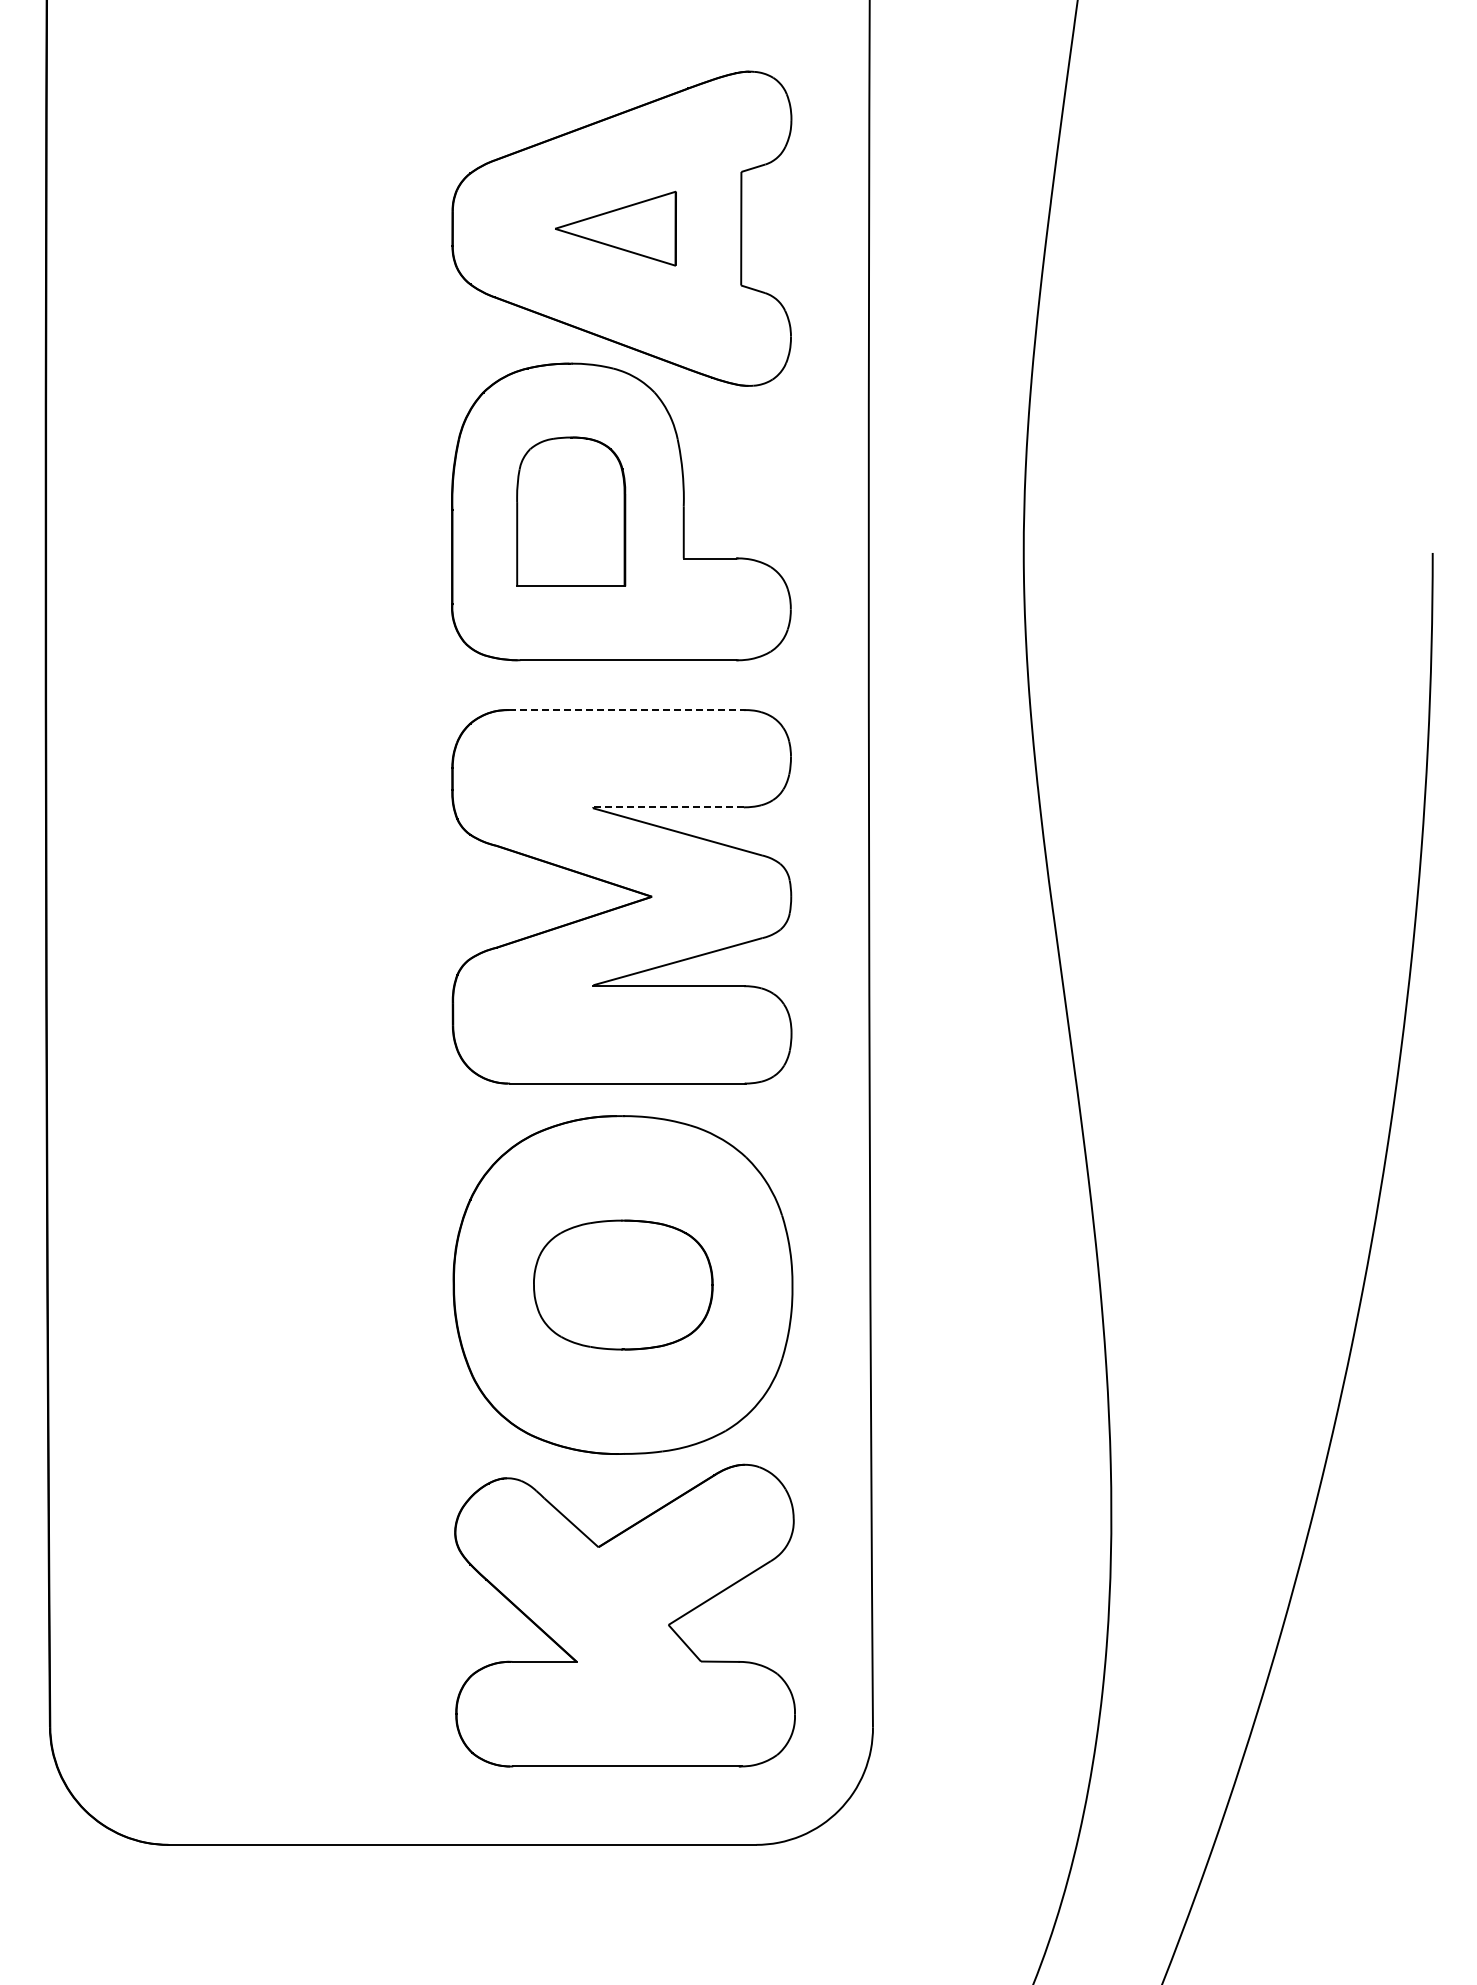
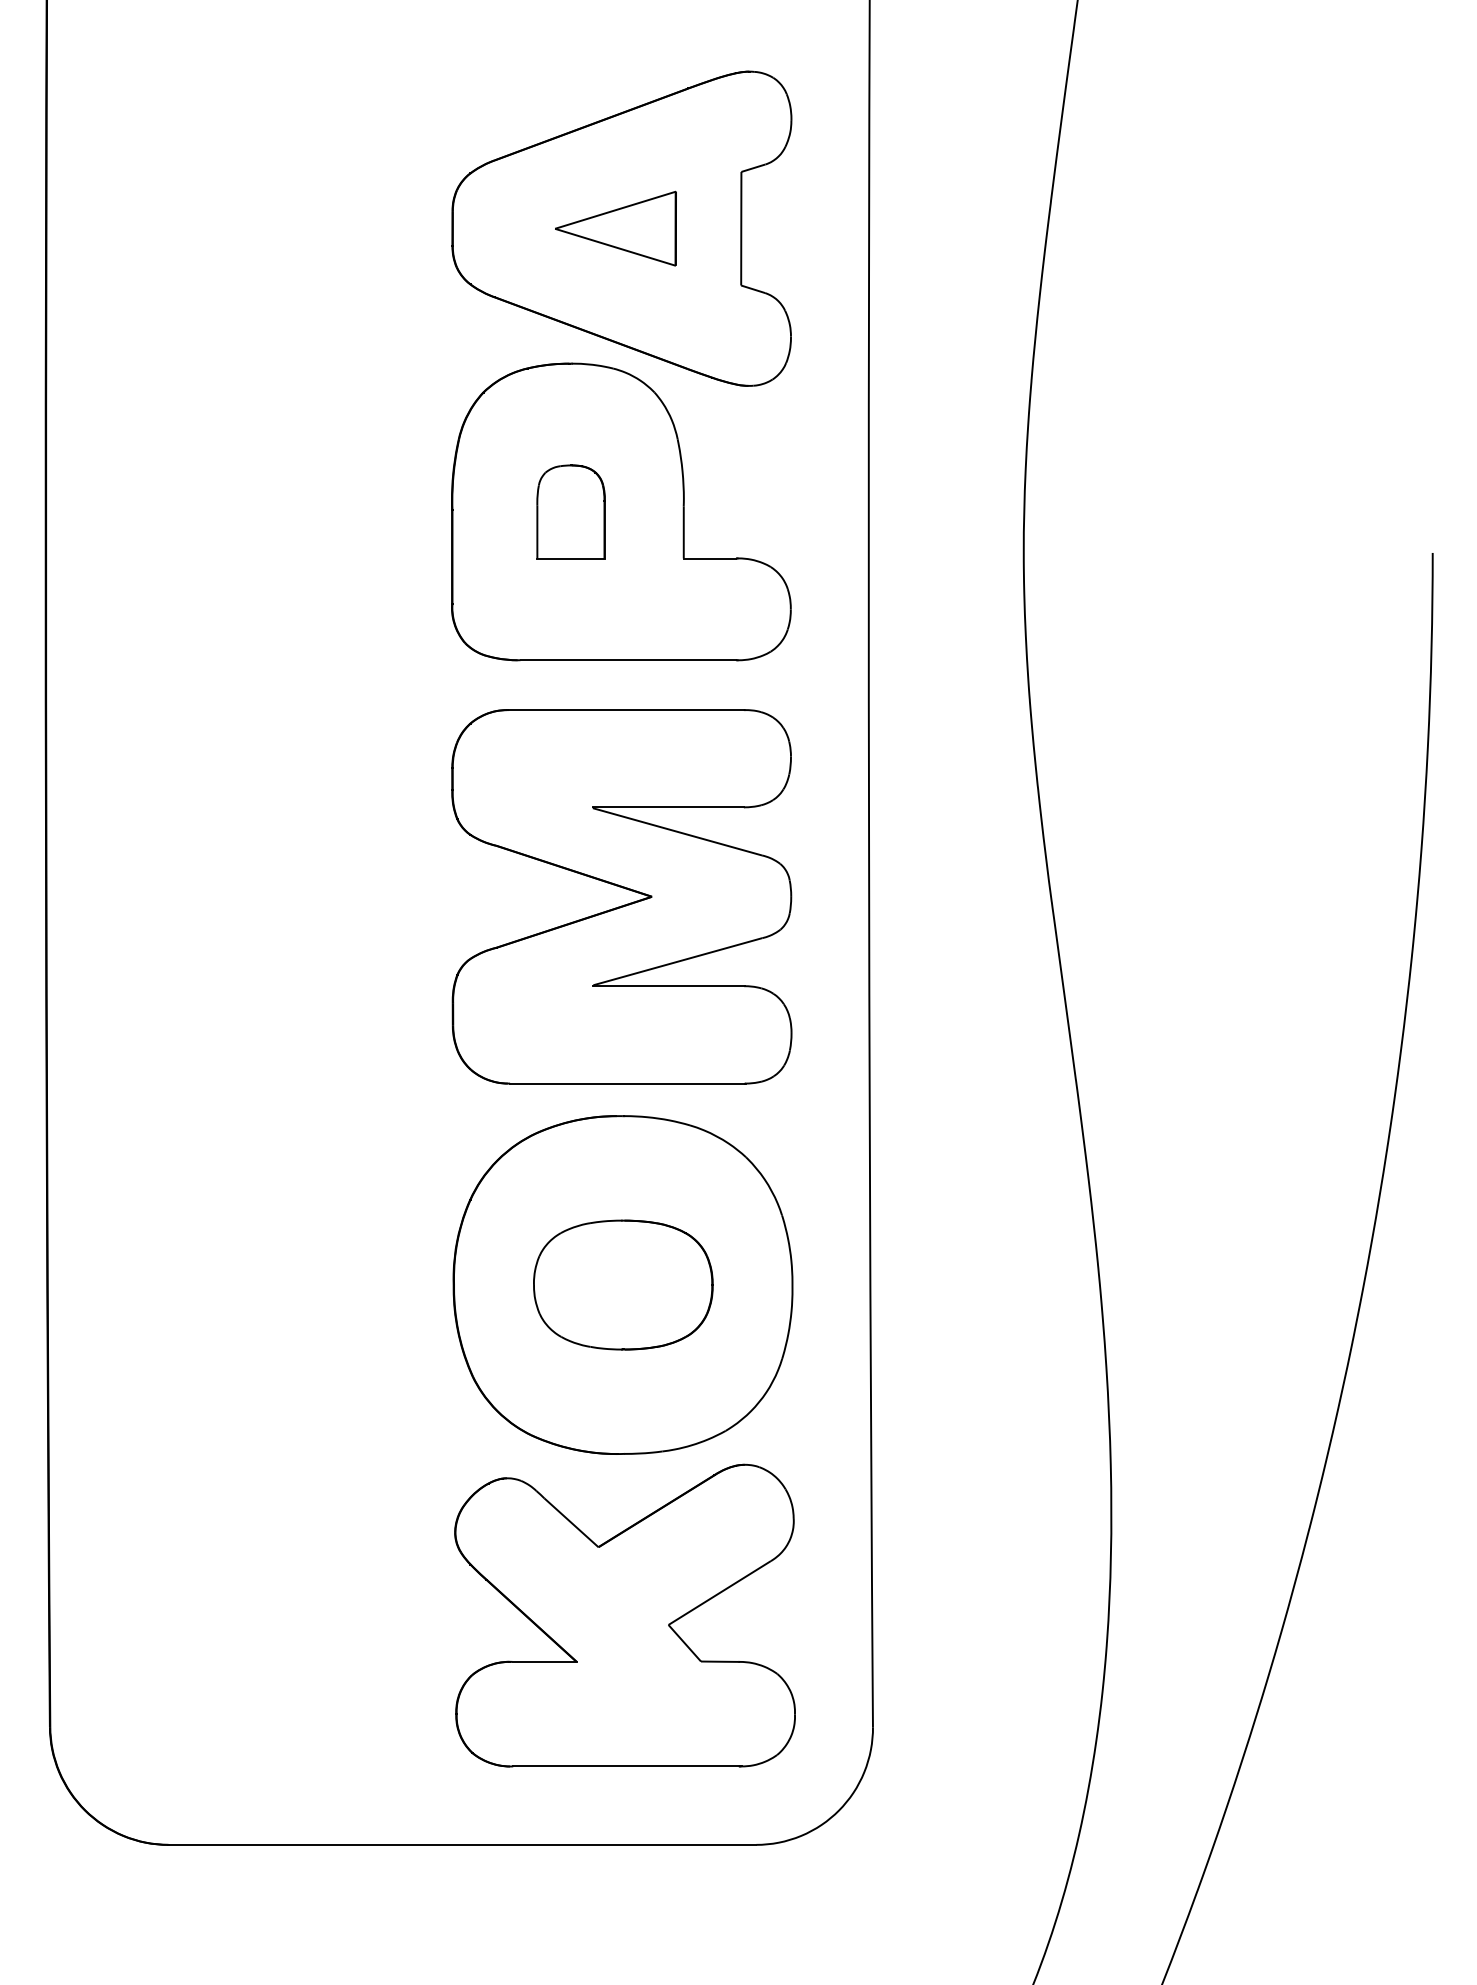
part size: 111x151 px -> 70x96 px (570, 511)
line: dashed -> solid (627, 710)
line: dashed -> solid (668, 807)
